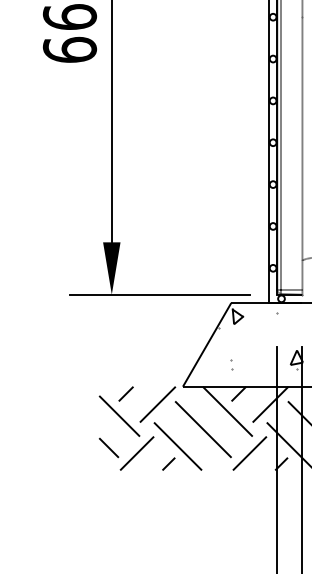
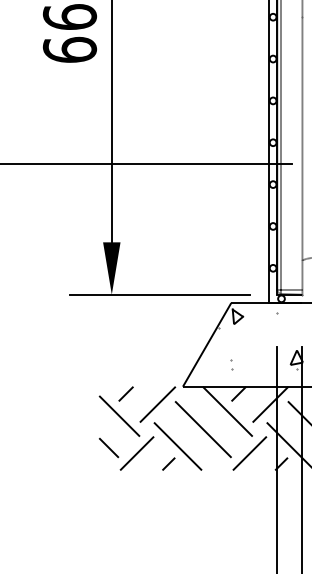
line: none -> present (147, 163)
